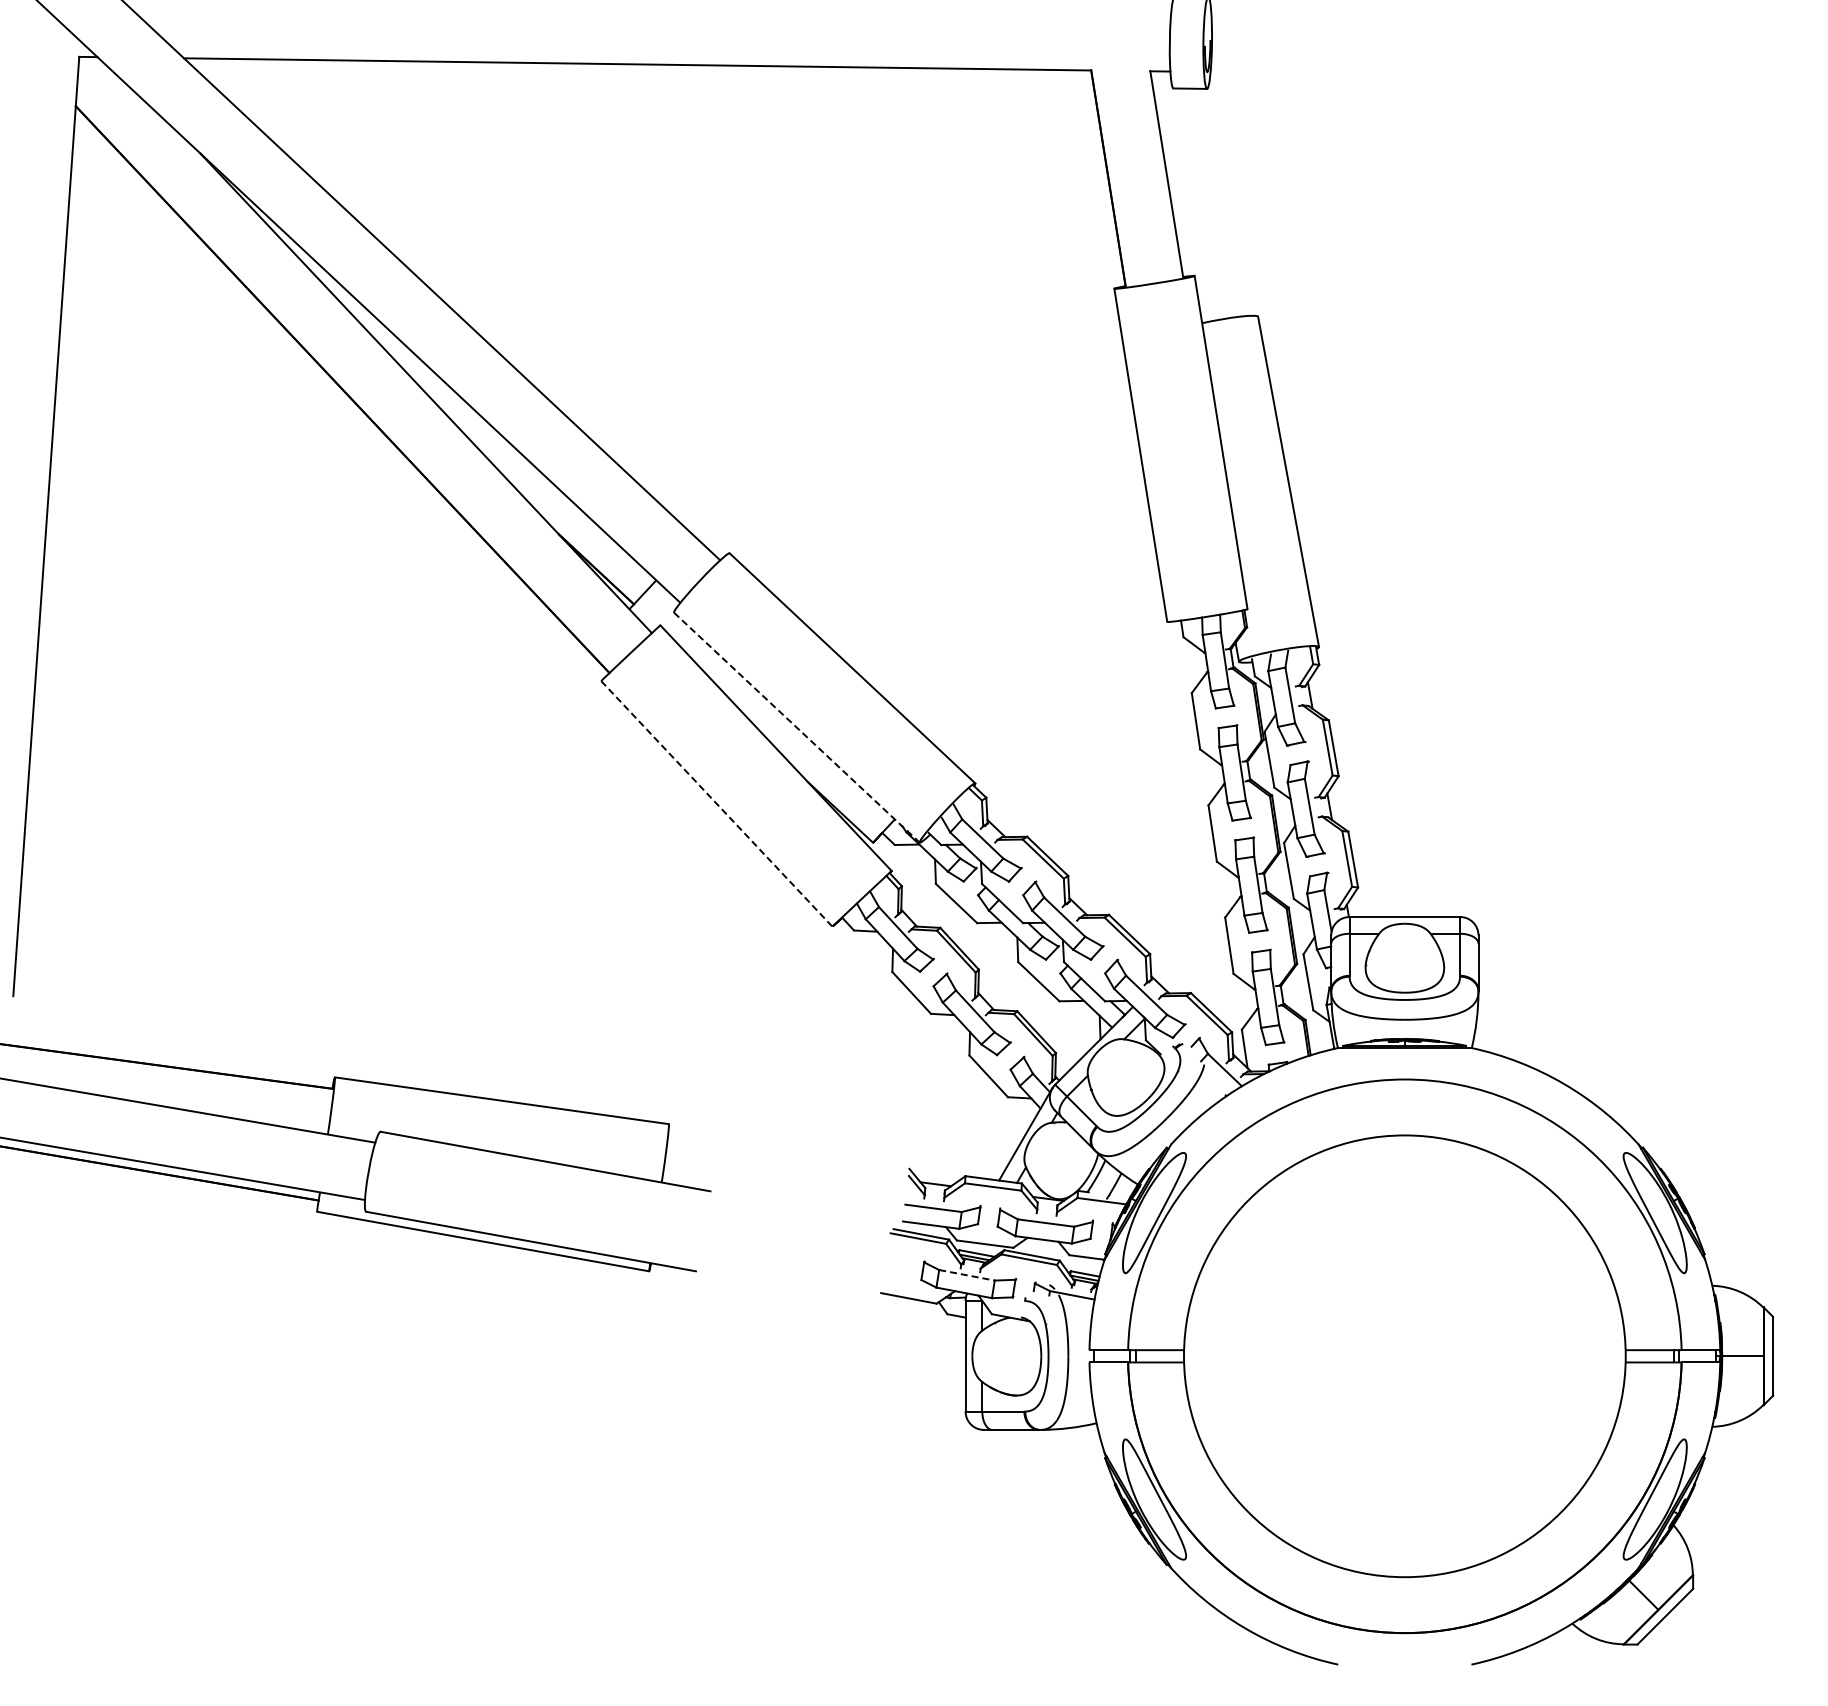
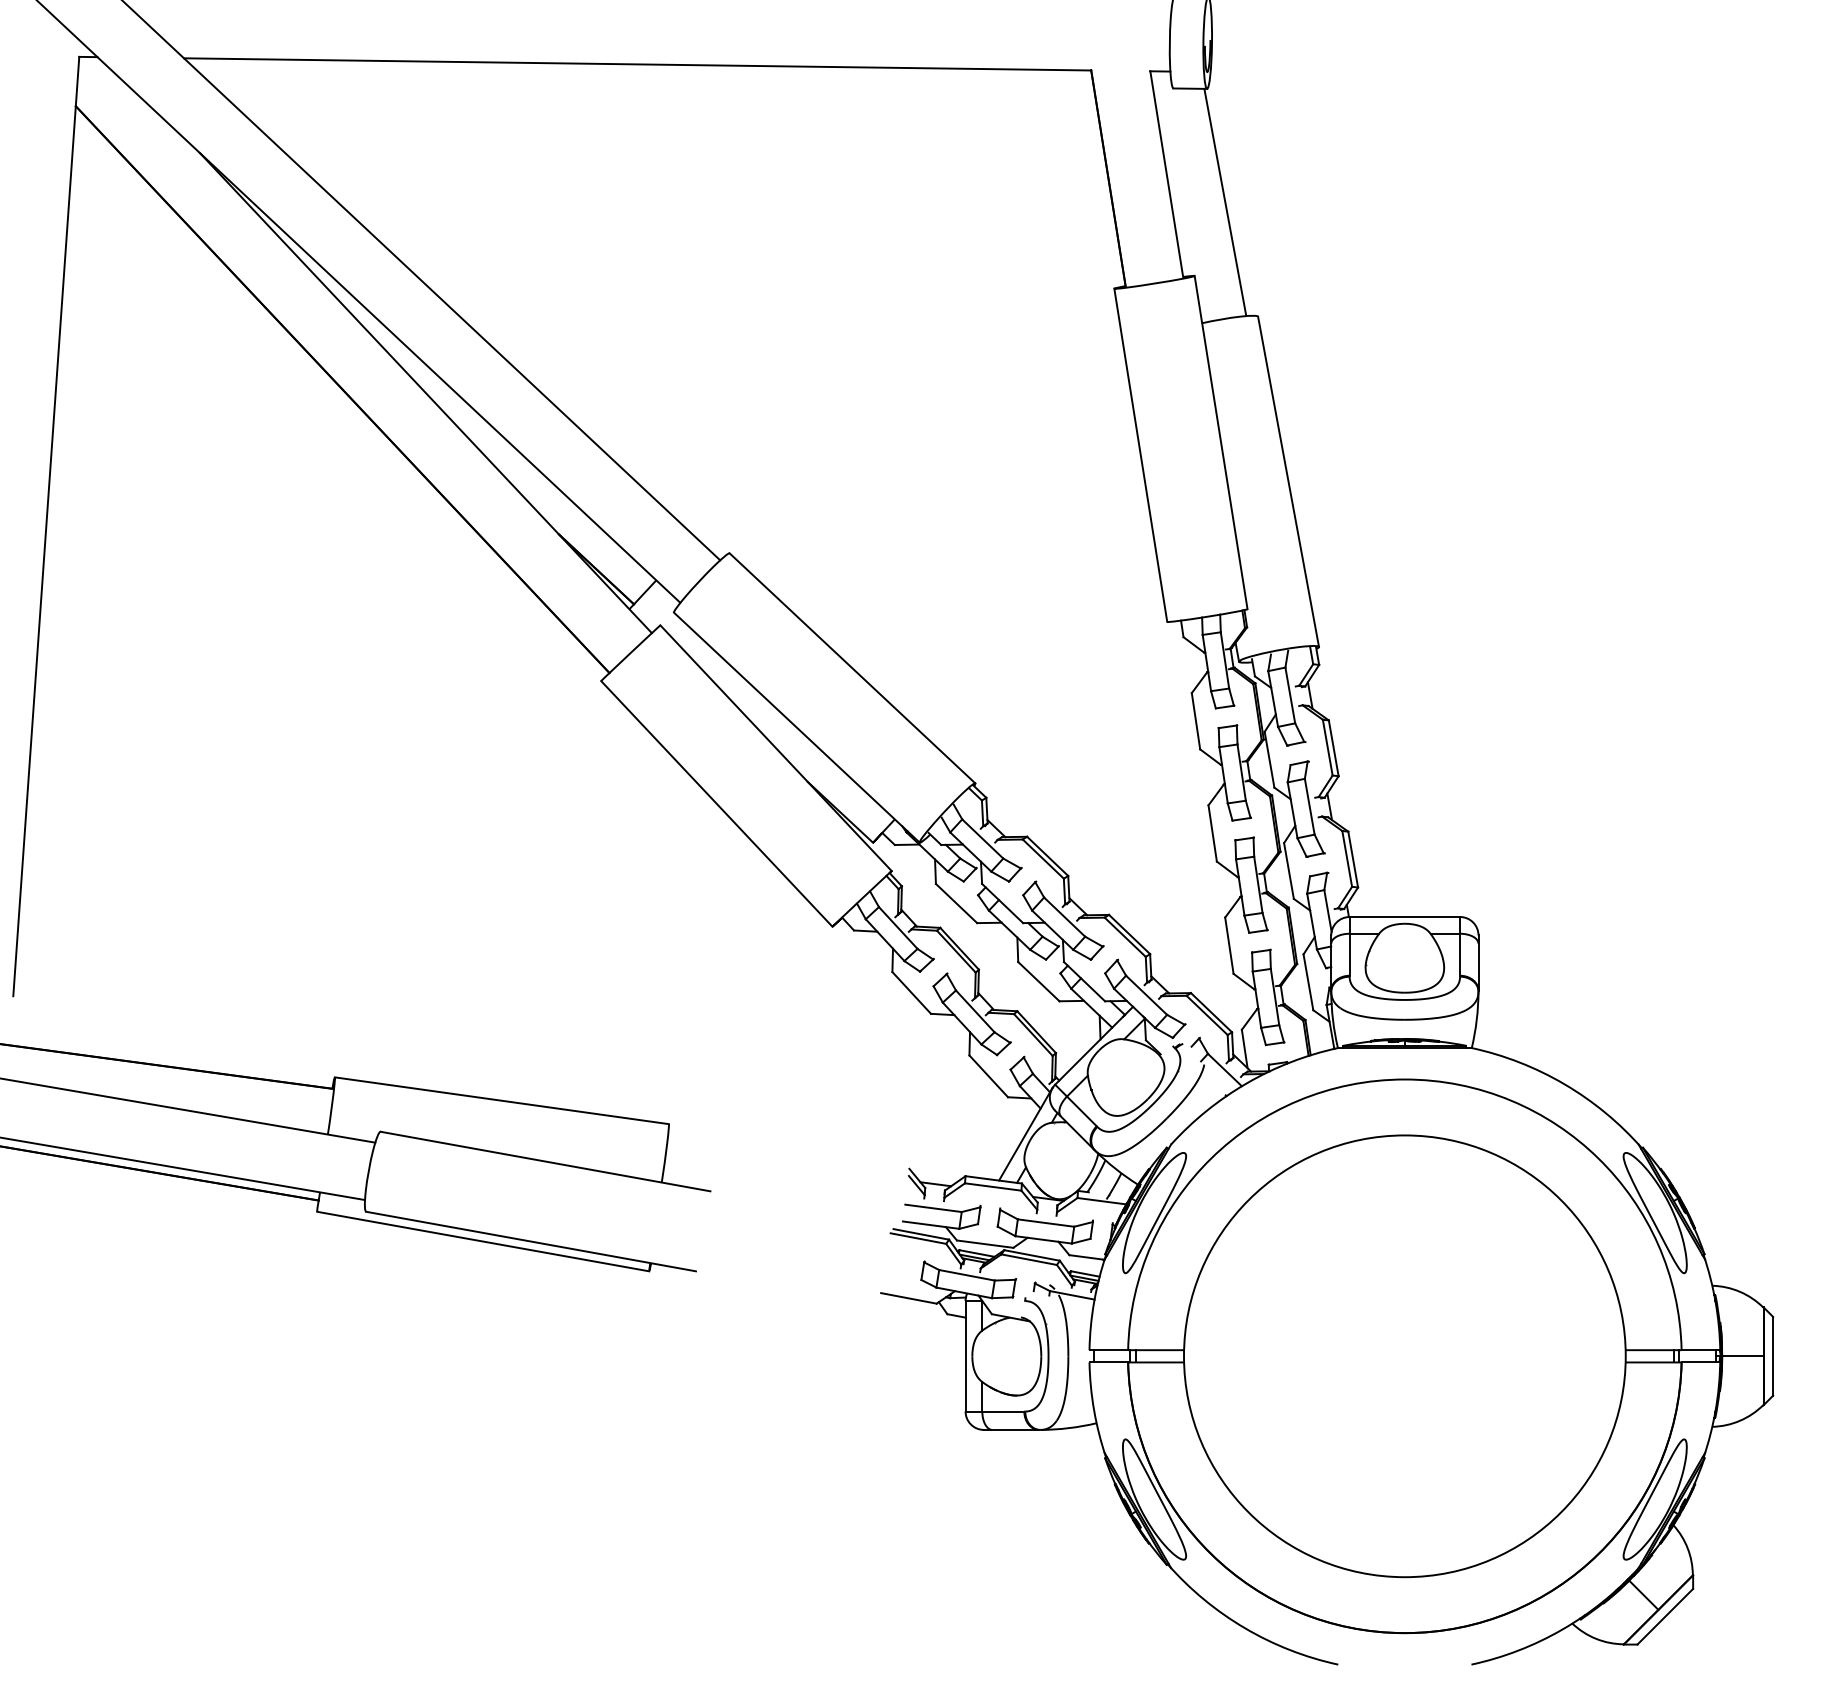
line: none -> present (1225, 202)
line: dashed -> solid (797, 728)
line: dashed -> solid (716, 803)
line: dashed -> solid (967, 1275)
